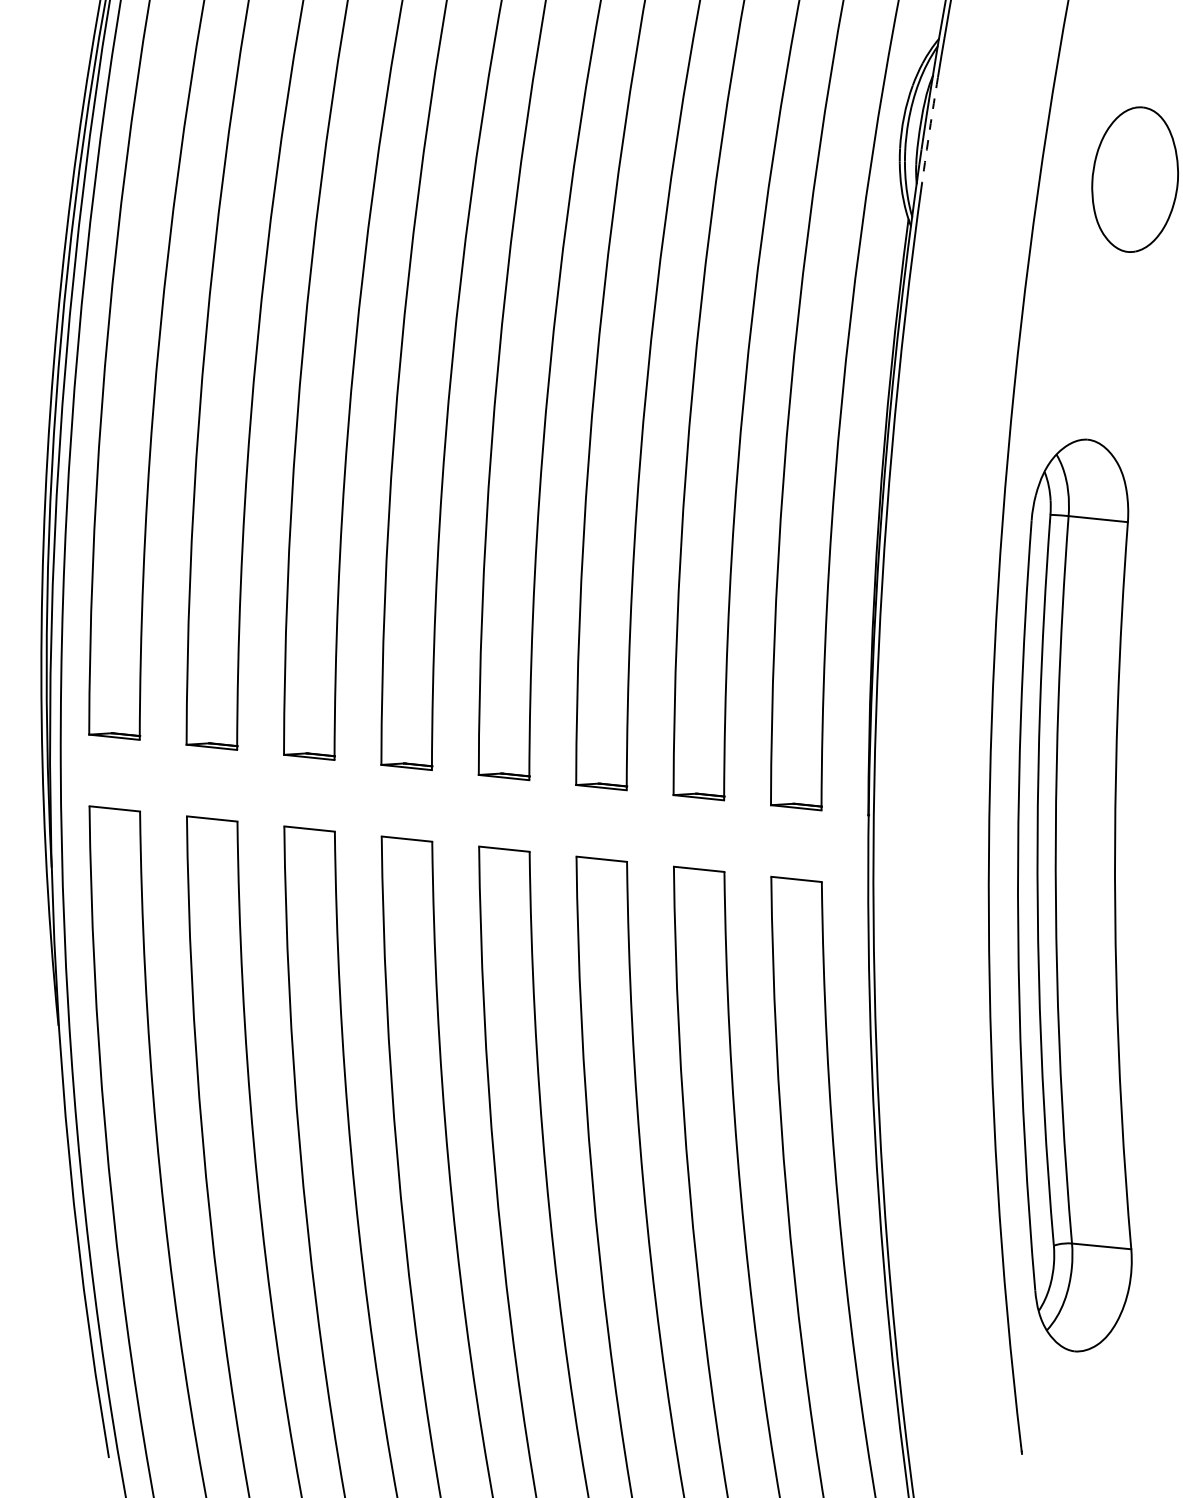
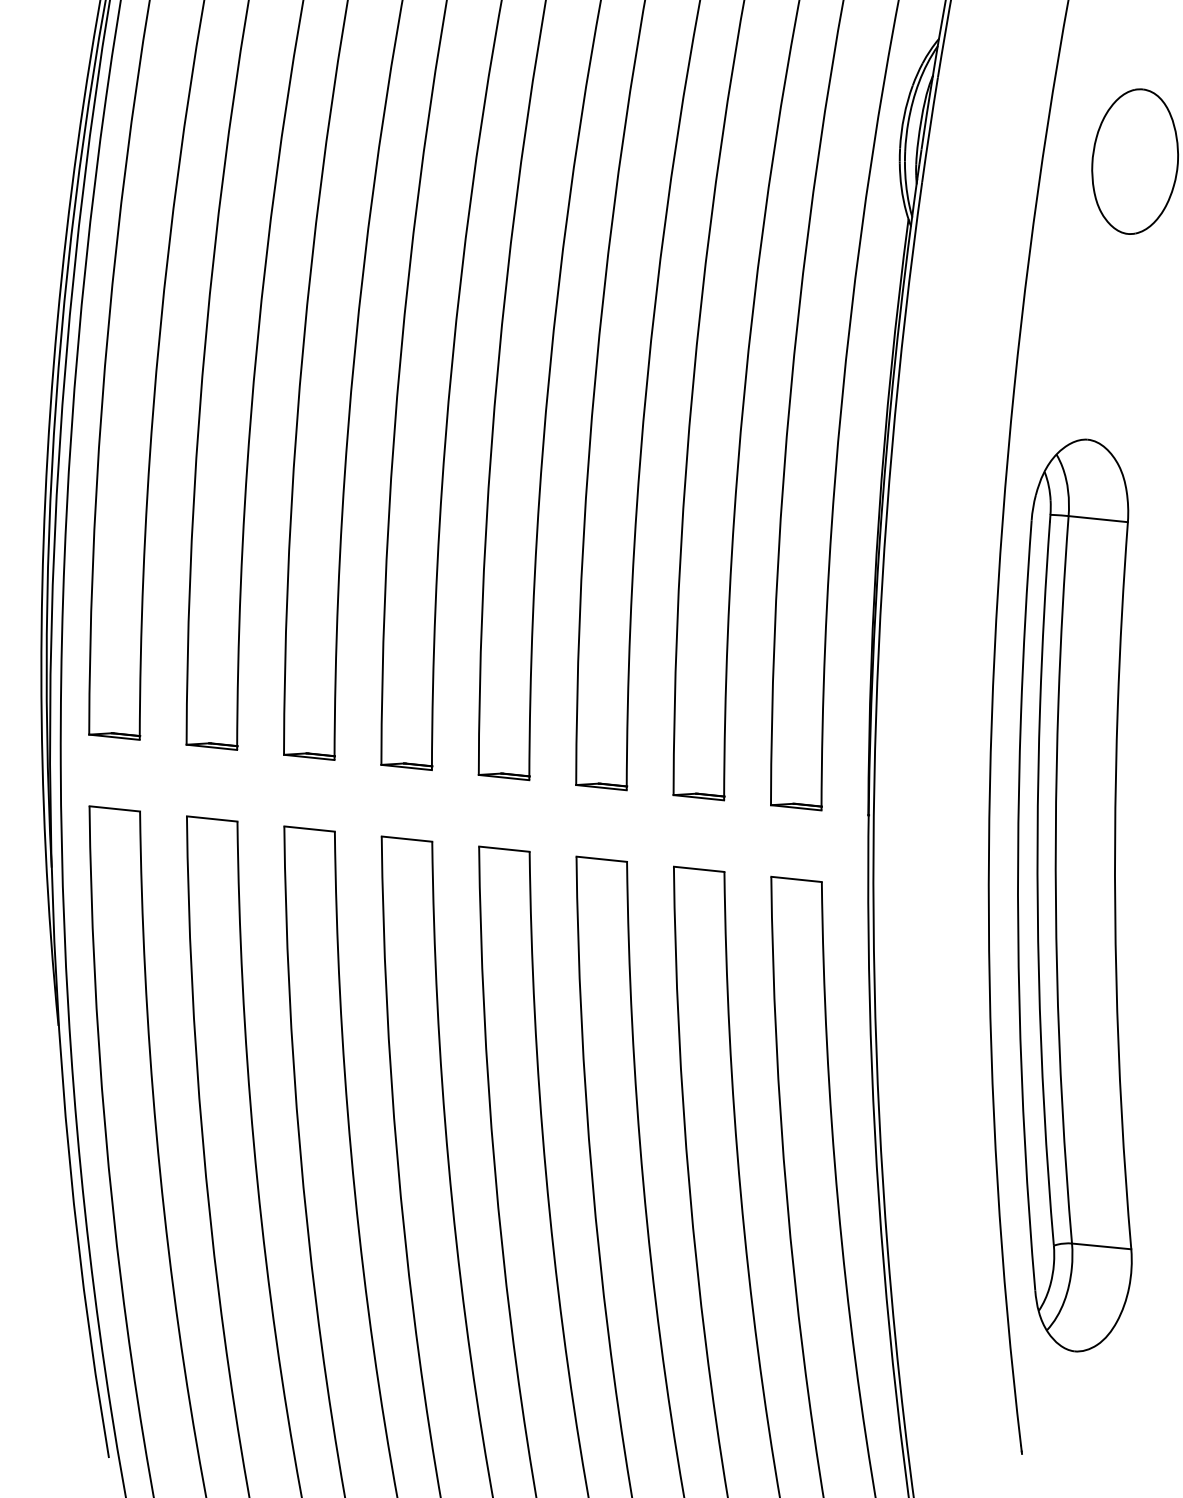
arc: dashed -> solid (929, 129)
part position: (1134, 179) -> (1134, 161) (1134, 161)
